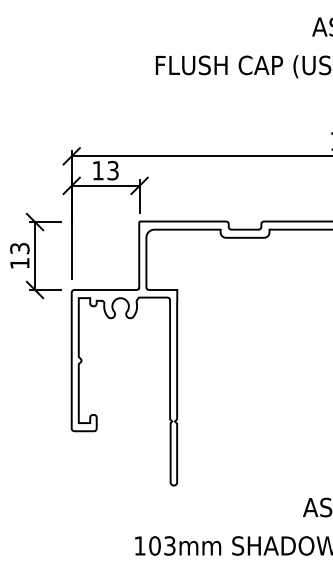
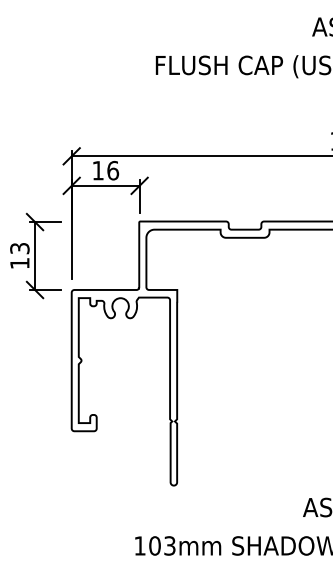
text: 13 -> 16 (113, 170)
